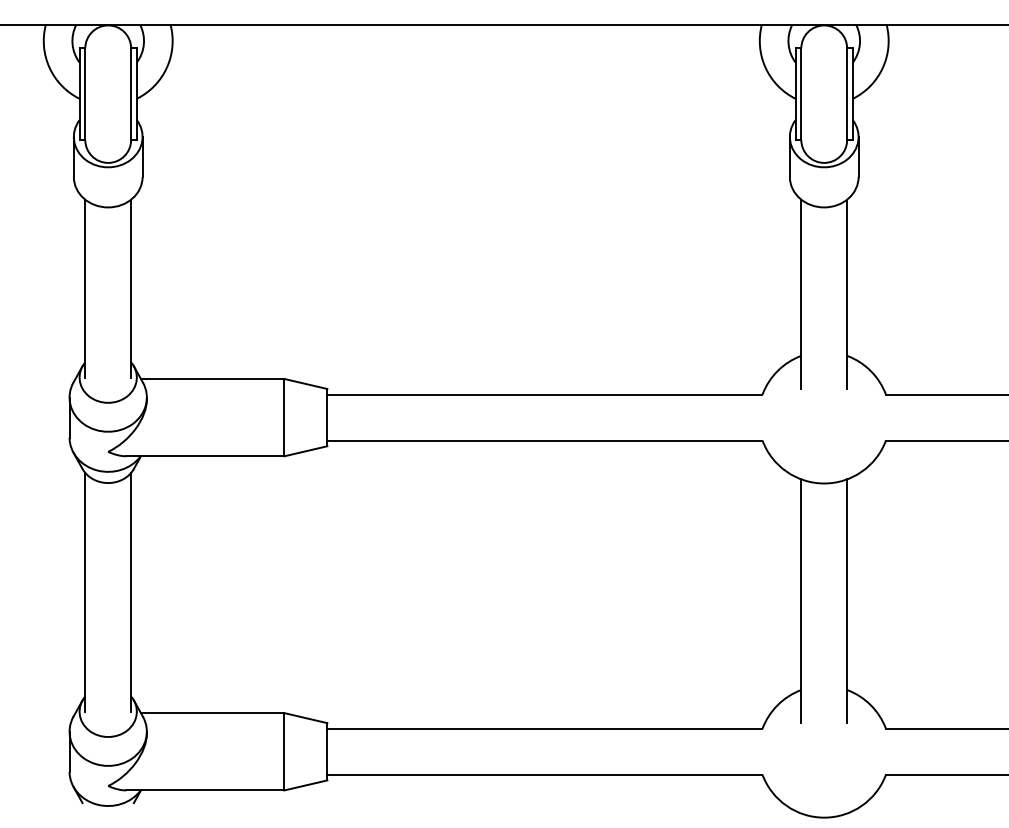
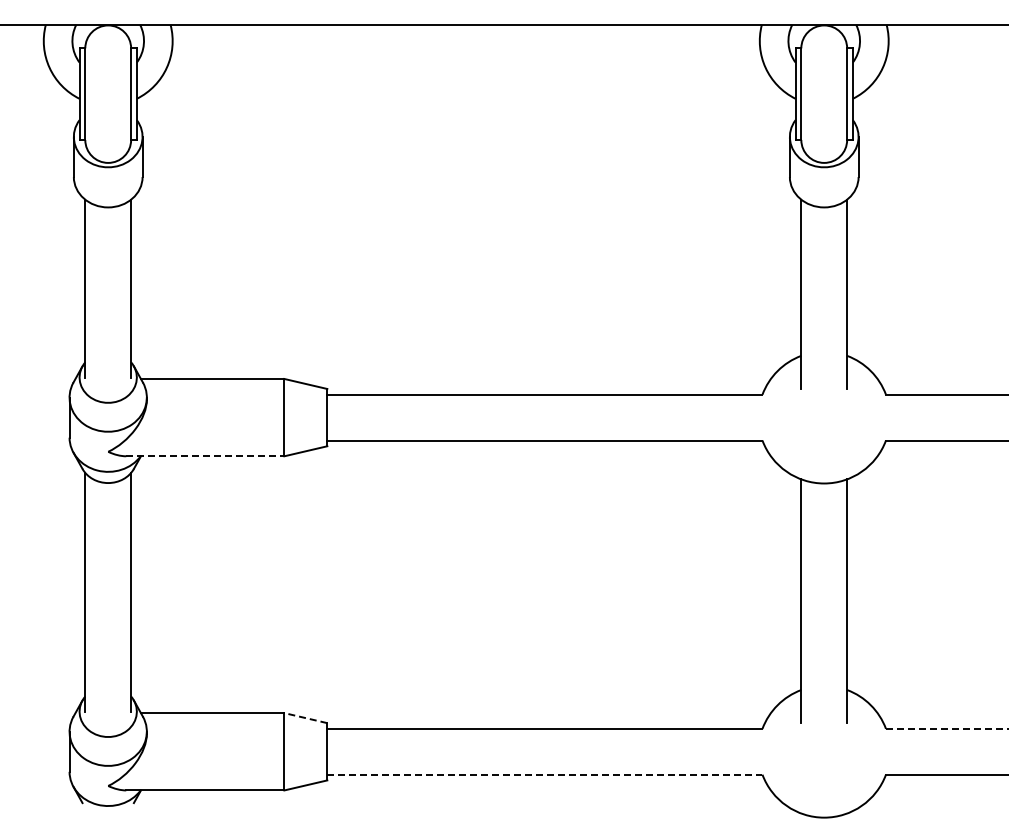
line: solid -> dashed (205, 456)
line: solid -> dashed (305, 718)
line: solid -> dashed (947, 728)
line: solid -> dashed (544, 774)
